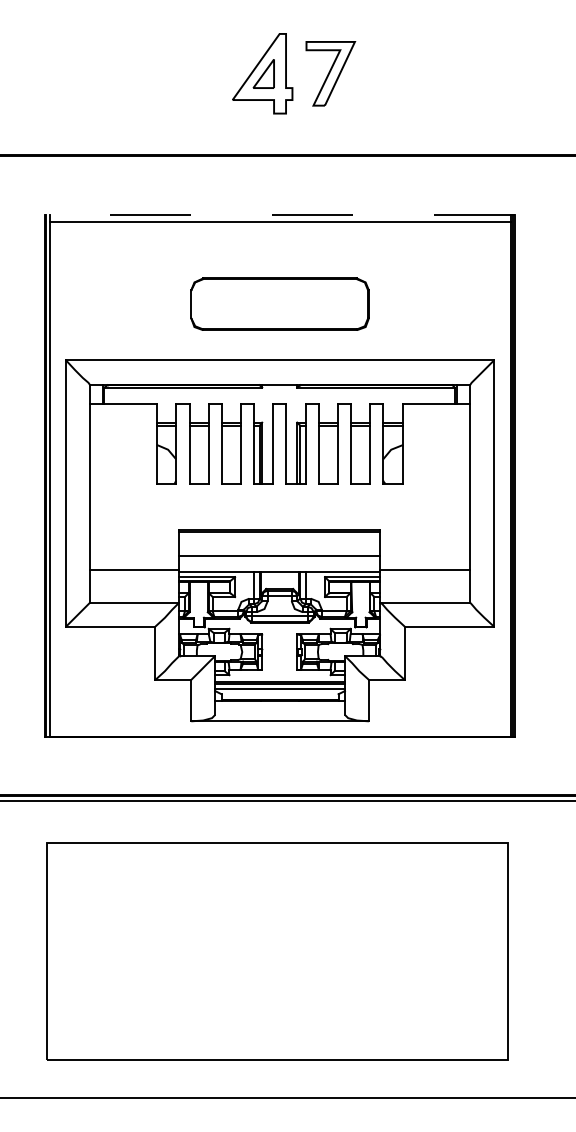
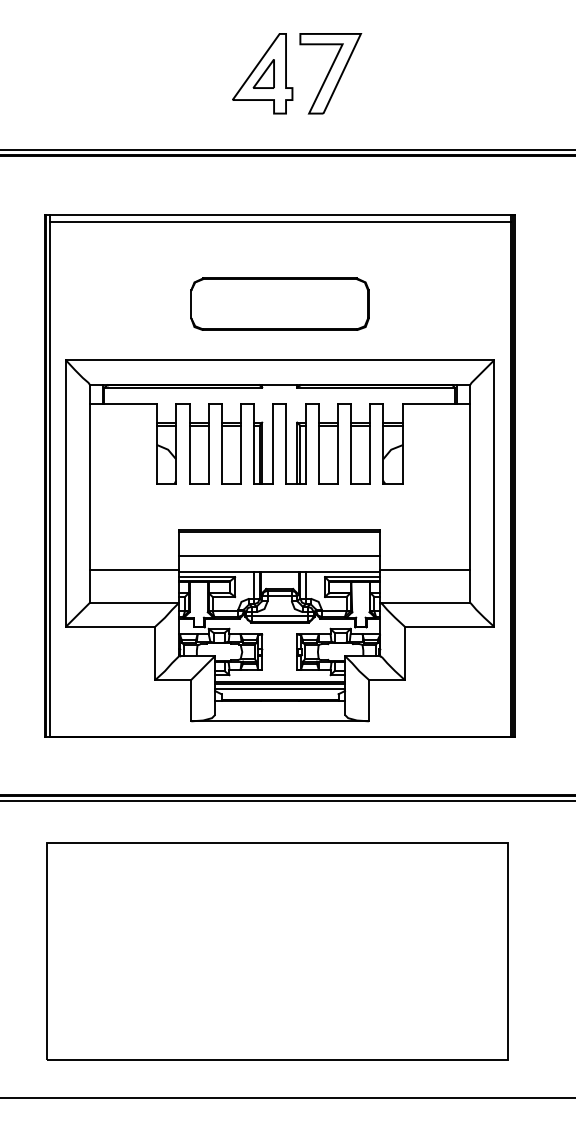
part size: 52x66 px -> 64x82 px (330, 73)
line: none -> present (287, 150)
line: dashed -> solid (280, 214)
